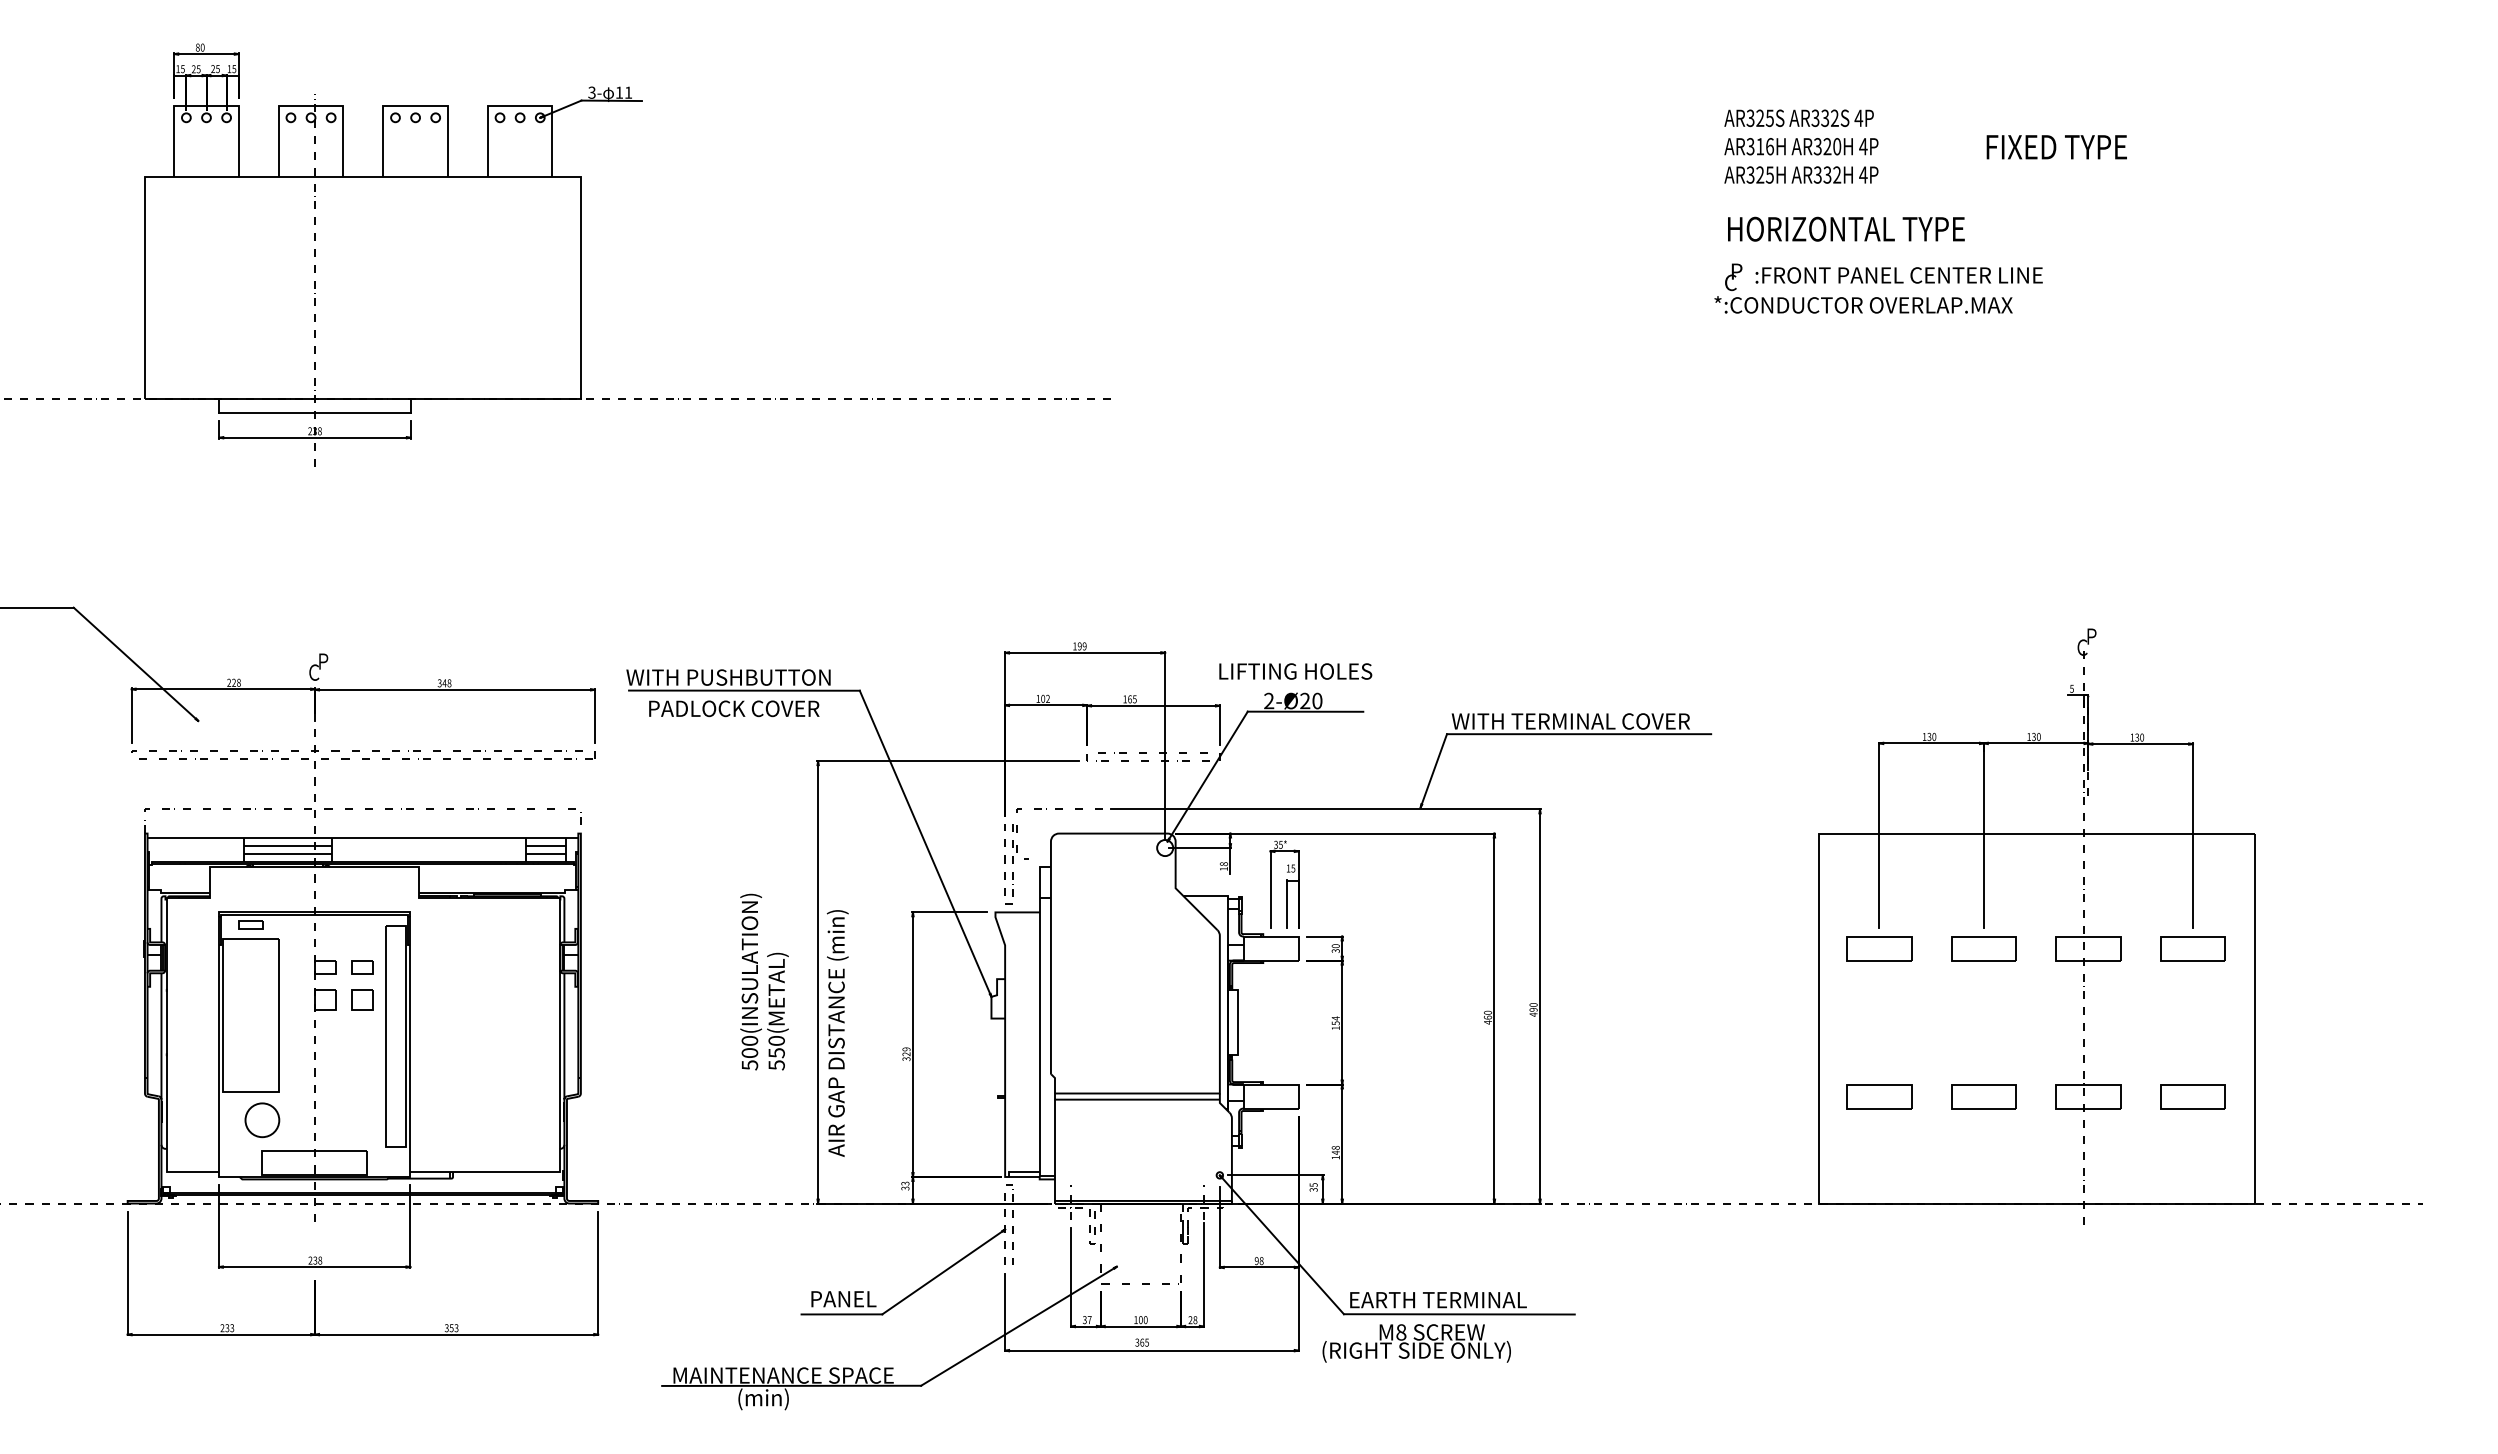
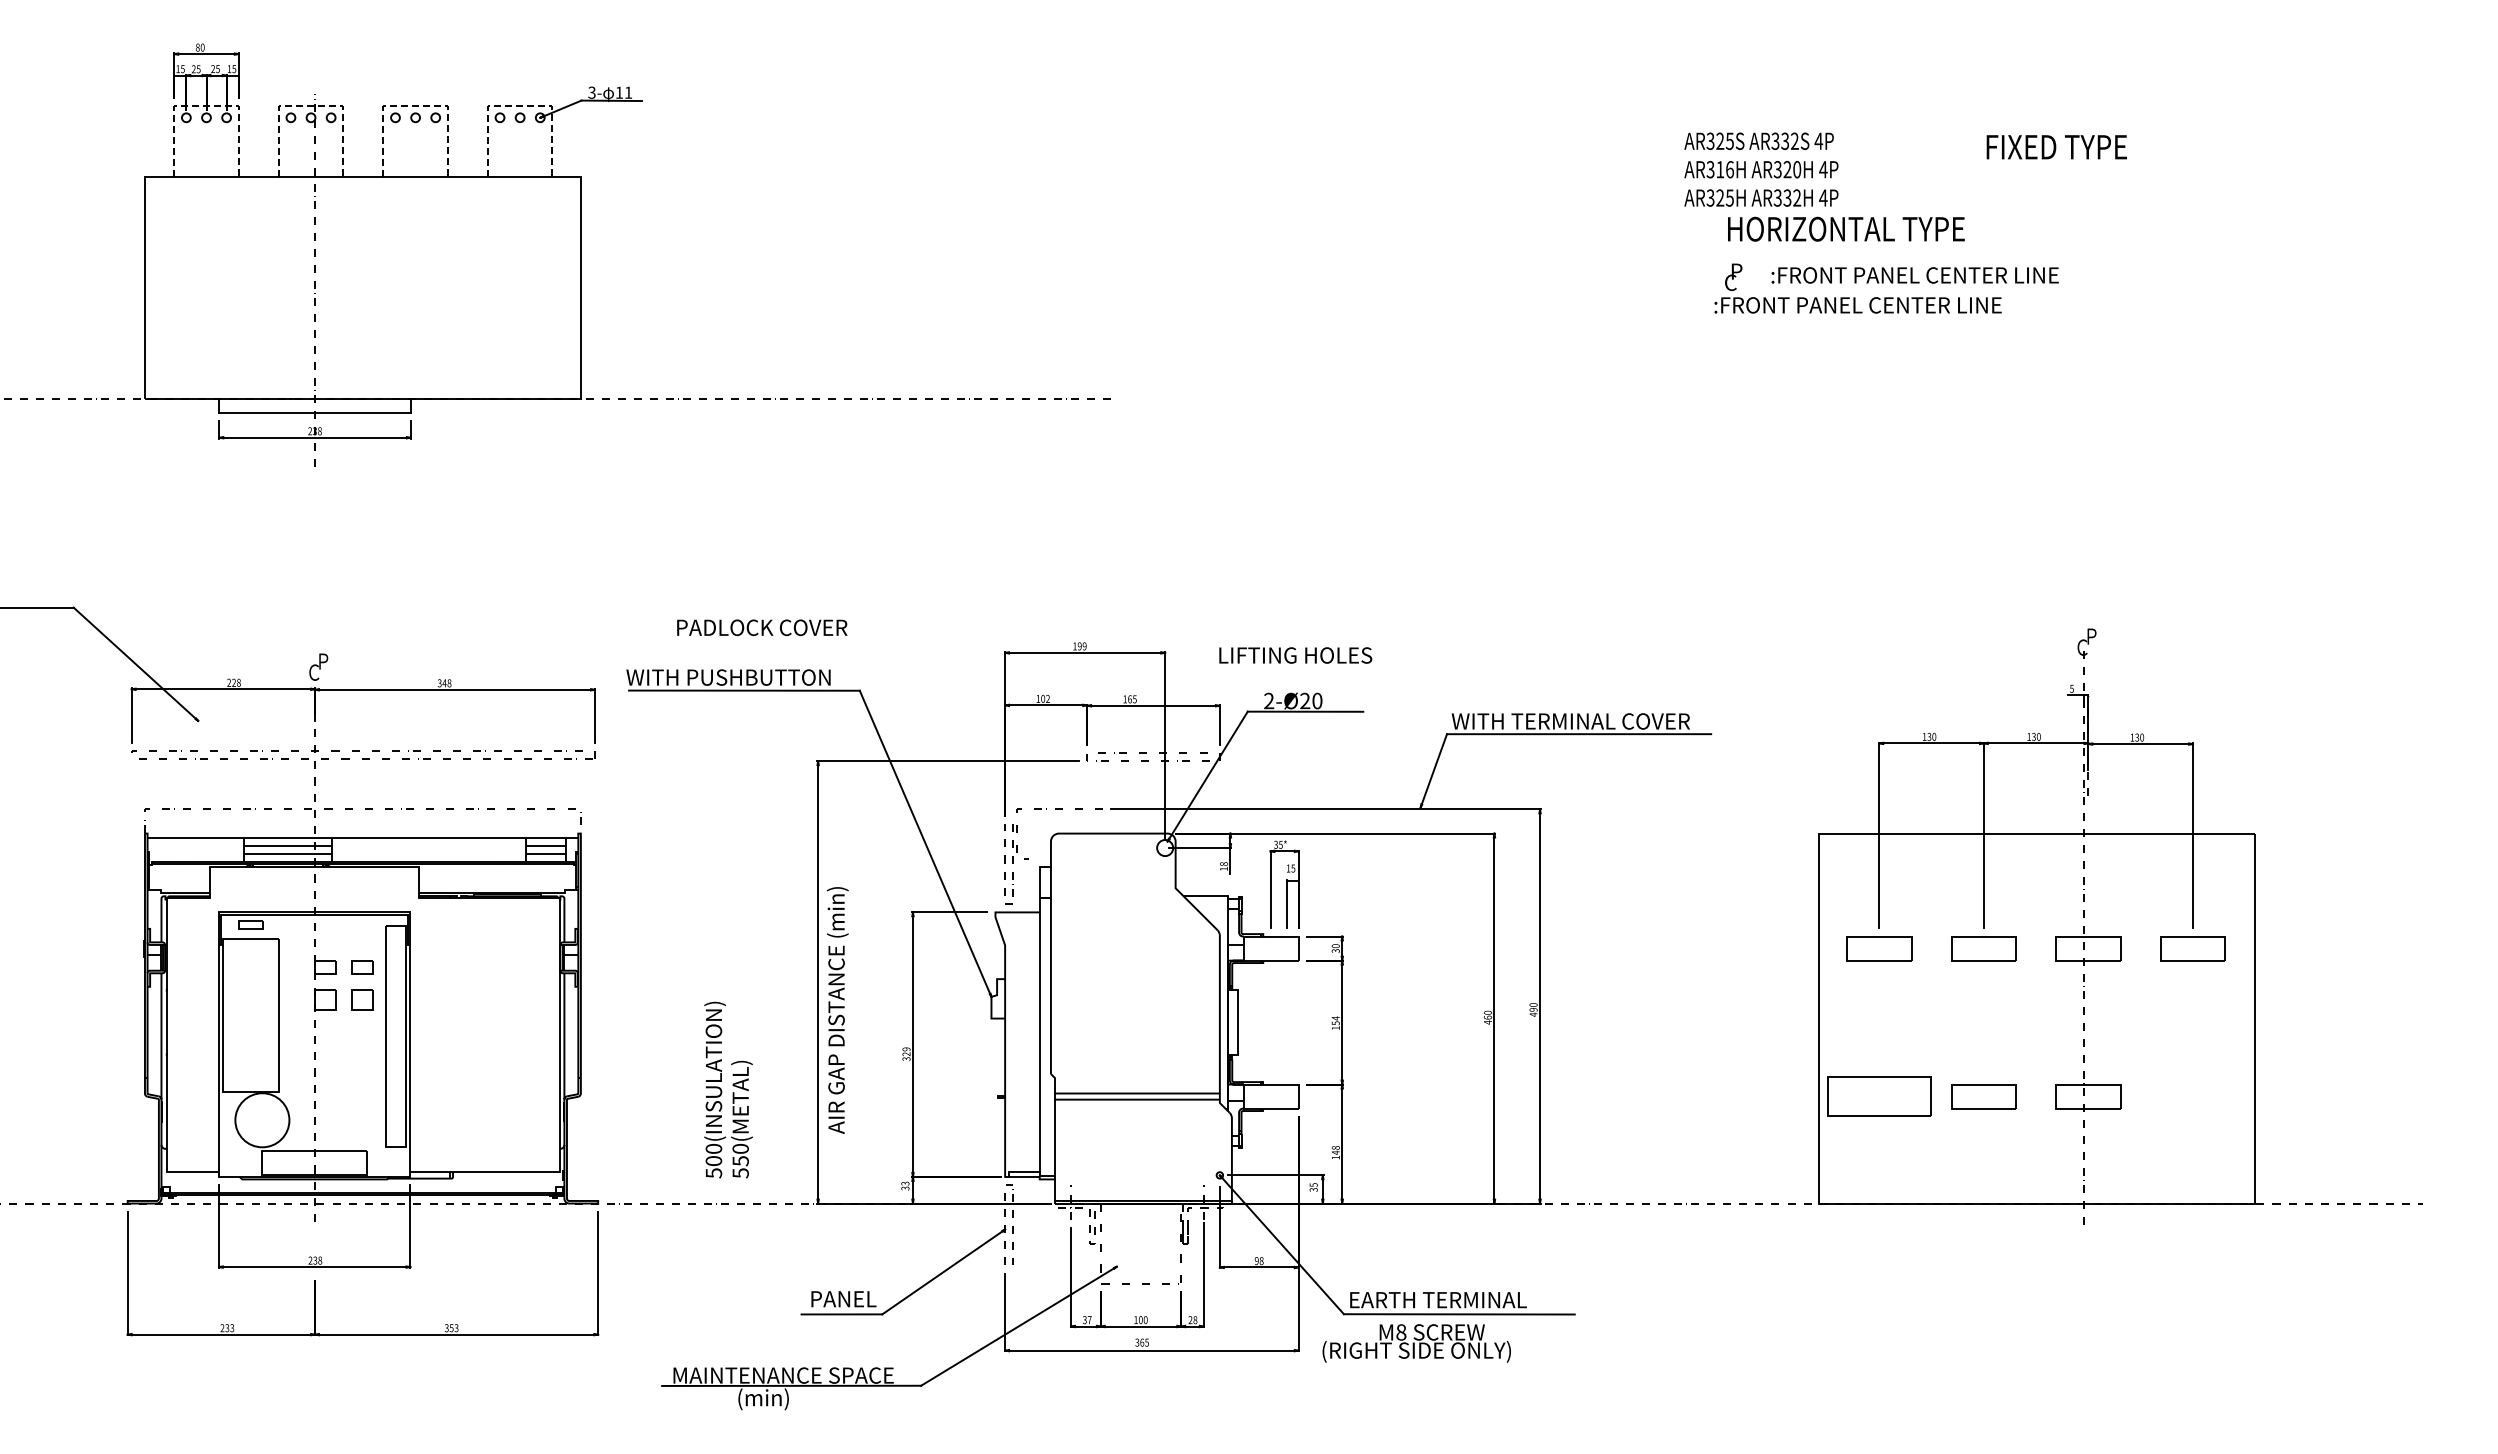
line: solid -> dashed (207, 105)
line: solid -> dashed (311, 105)
line: solid -> dashed (416, 105)
line: solid -> dashed (520, 105)
text position: (1801, 146) -> (1761, 169) (1761, 169)
text position: (1898, 275) -> (1914, 275) (1914, 275)
text: *:CONDUCTOR OVERLAP.MAX -> :FRONT PANEL CENTER LINE (1863, 304)
text position: (1295, 671) -> (1295, 655) (1295, 655)
text position: (734, 708) -> (762, 627) (762, 627)
text position: (764, 981) -> (728, 1089) (728, 1089)
text position: (837, 1033) -> (837, 1010) (837, 1010)
part size: 67x26 px -> 105x41 px (1879, 1096)
part: present -> none (2192, 1096)
circle diameter: 34 px -> 54 px (262, 1120)
